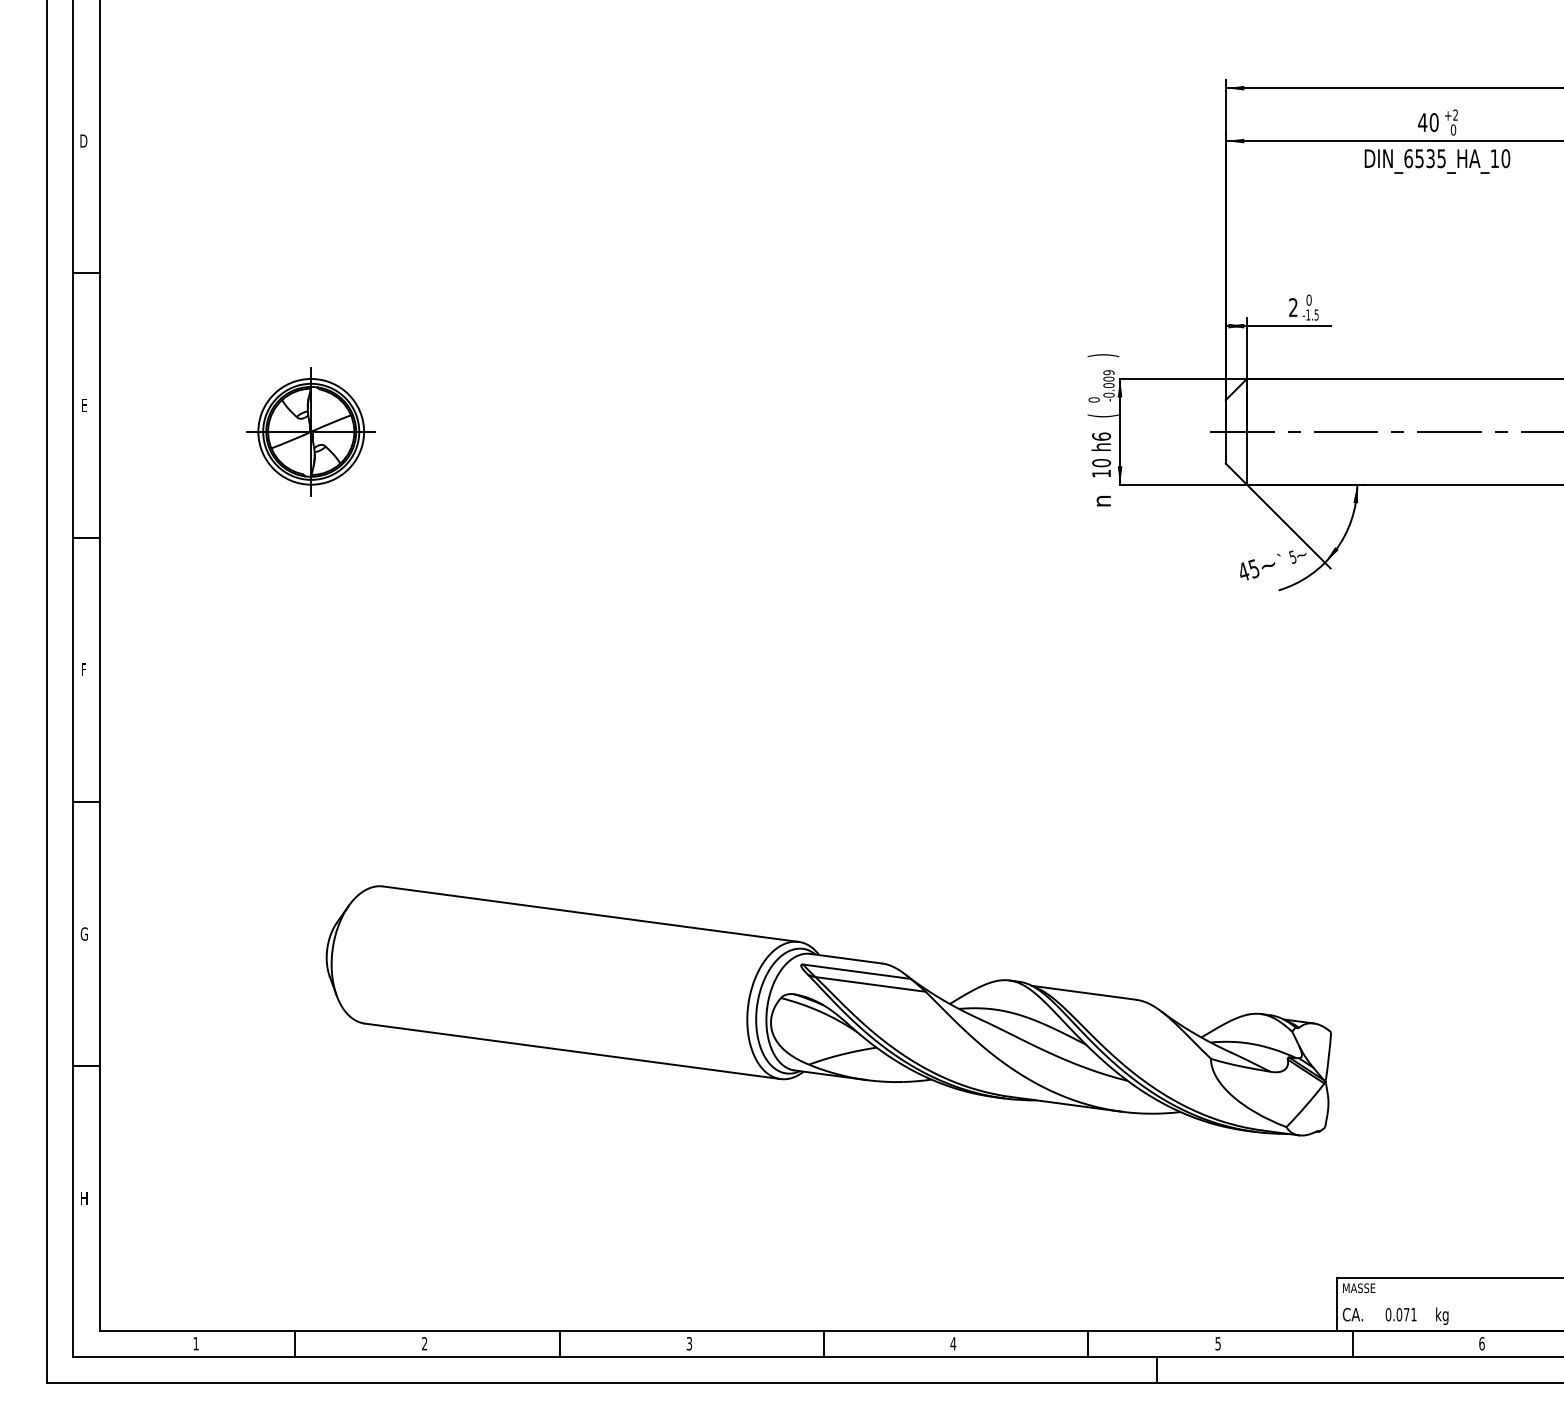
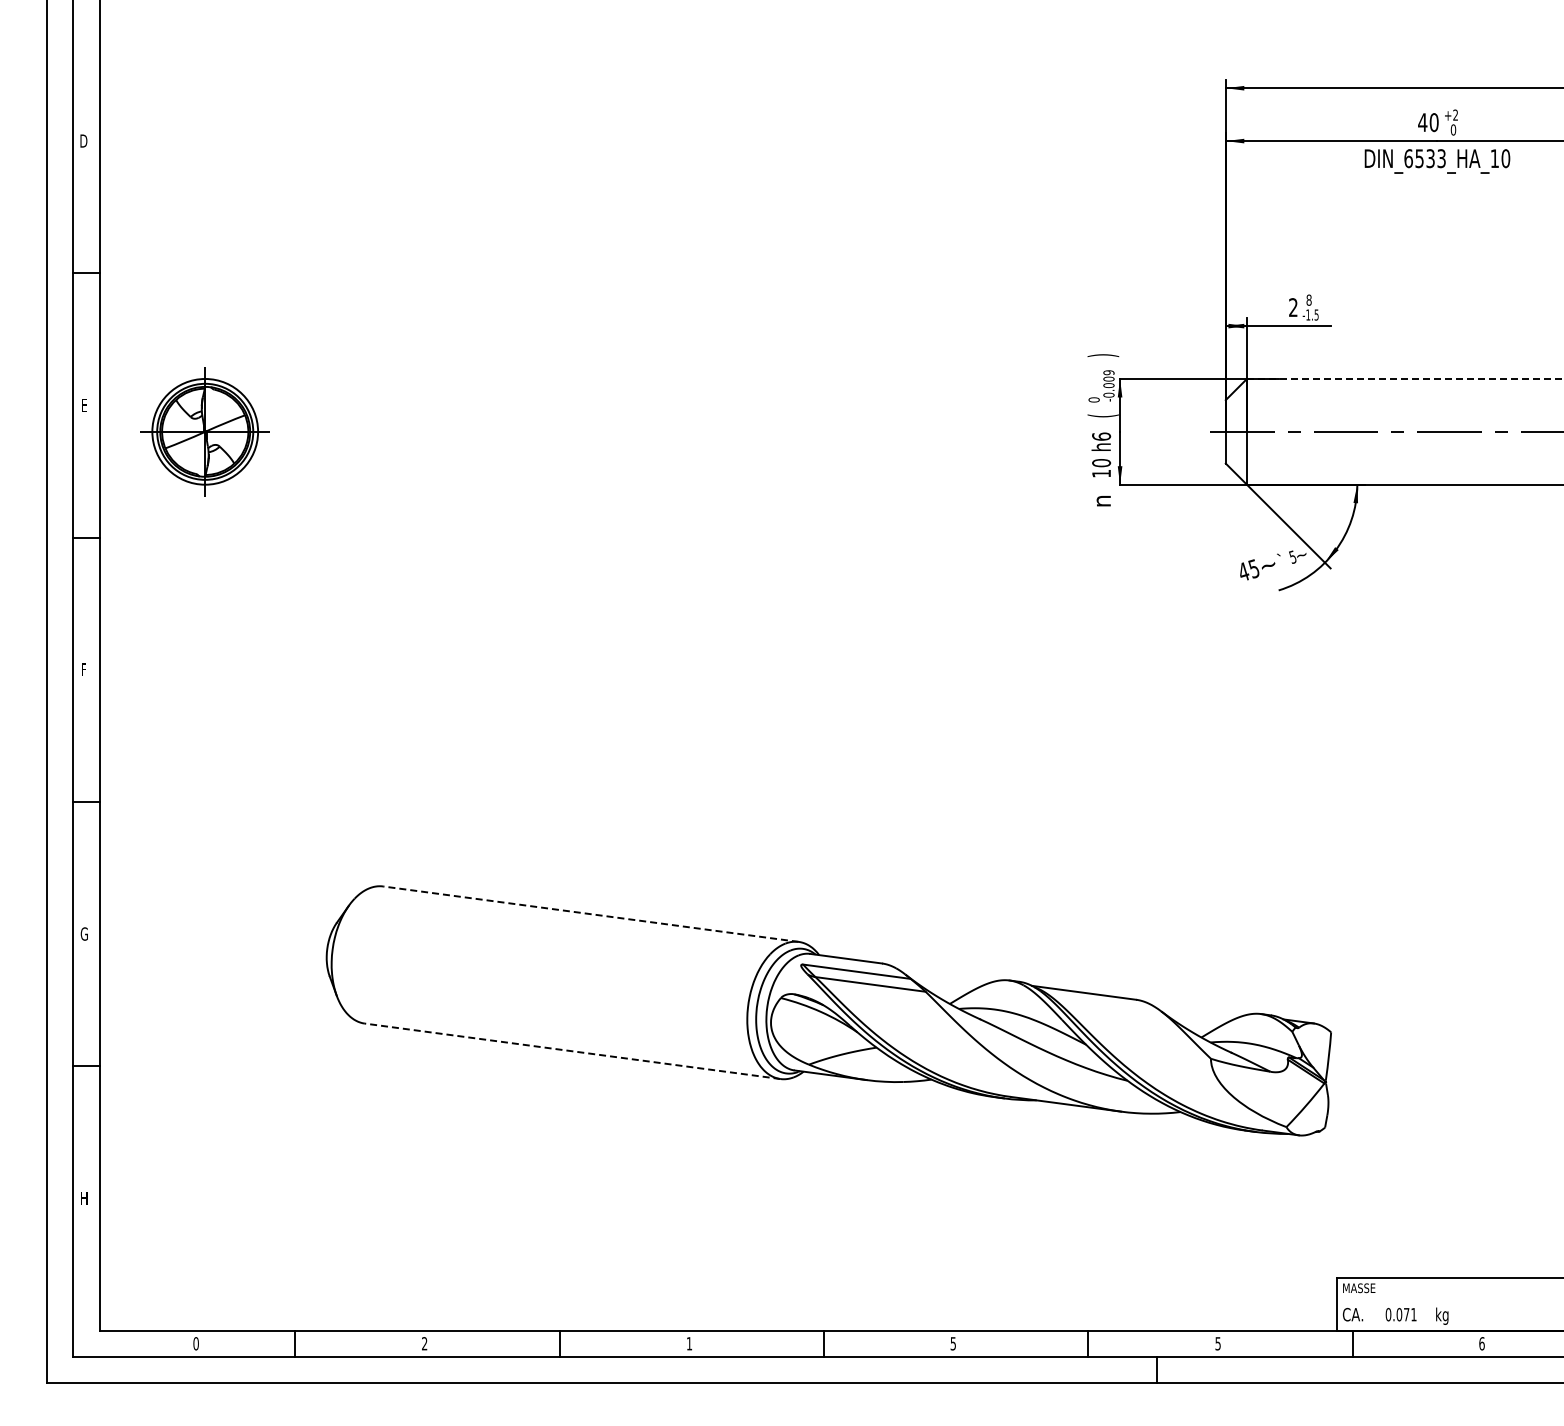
text: DIN_6535_HA_10 -> DIN_6533_HA_10 (1441, 158)
text: 0 -> 8 (1308, 299)
line: solid -> dashed (1405, 378)
part position: (310, 431) -> (204, 431) (204, 431)
line: solid -> dashed (590, 914)
line: solid -> dashed (572, 1051)
text: 1 -> 0 (195, 1343)
text: 3 -> 1 (689, 1343)
text: 4 -> 5 (953, 1343)
